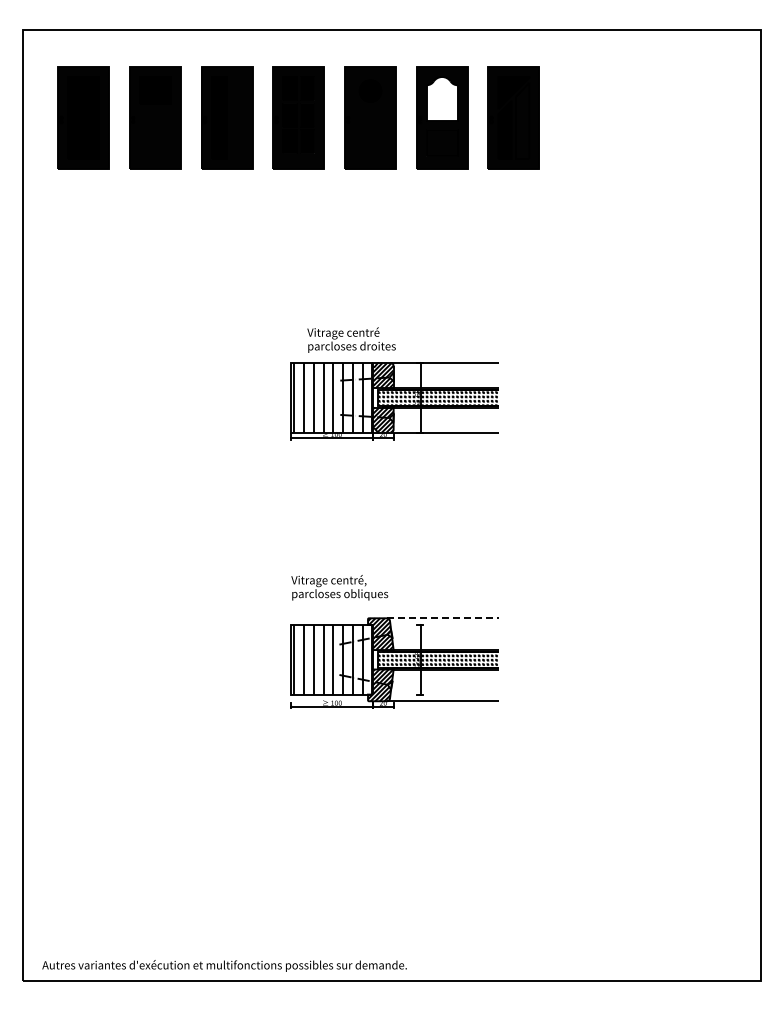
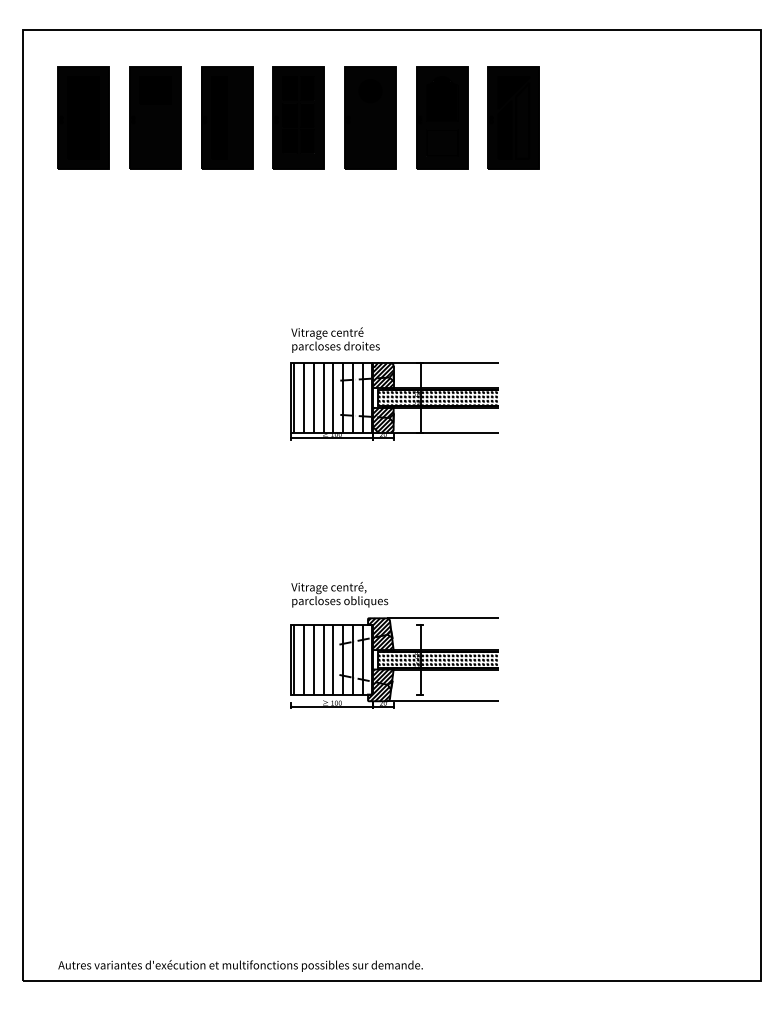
fill: none -> present (441, 99)
text position: (351, 339) -> (335, 339) (335, 339)
text position: (339, 587) -> (339, 594) (339, 594)
line: dashed -> solid (443, 618)
text position: (224, 965) -> (240, 965) (240, 965)
